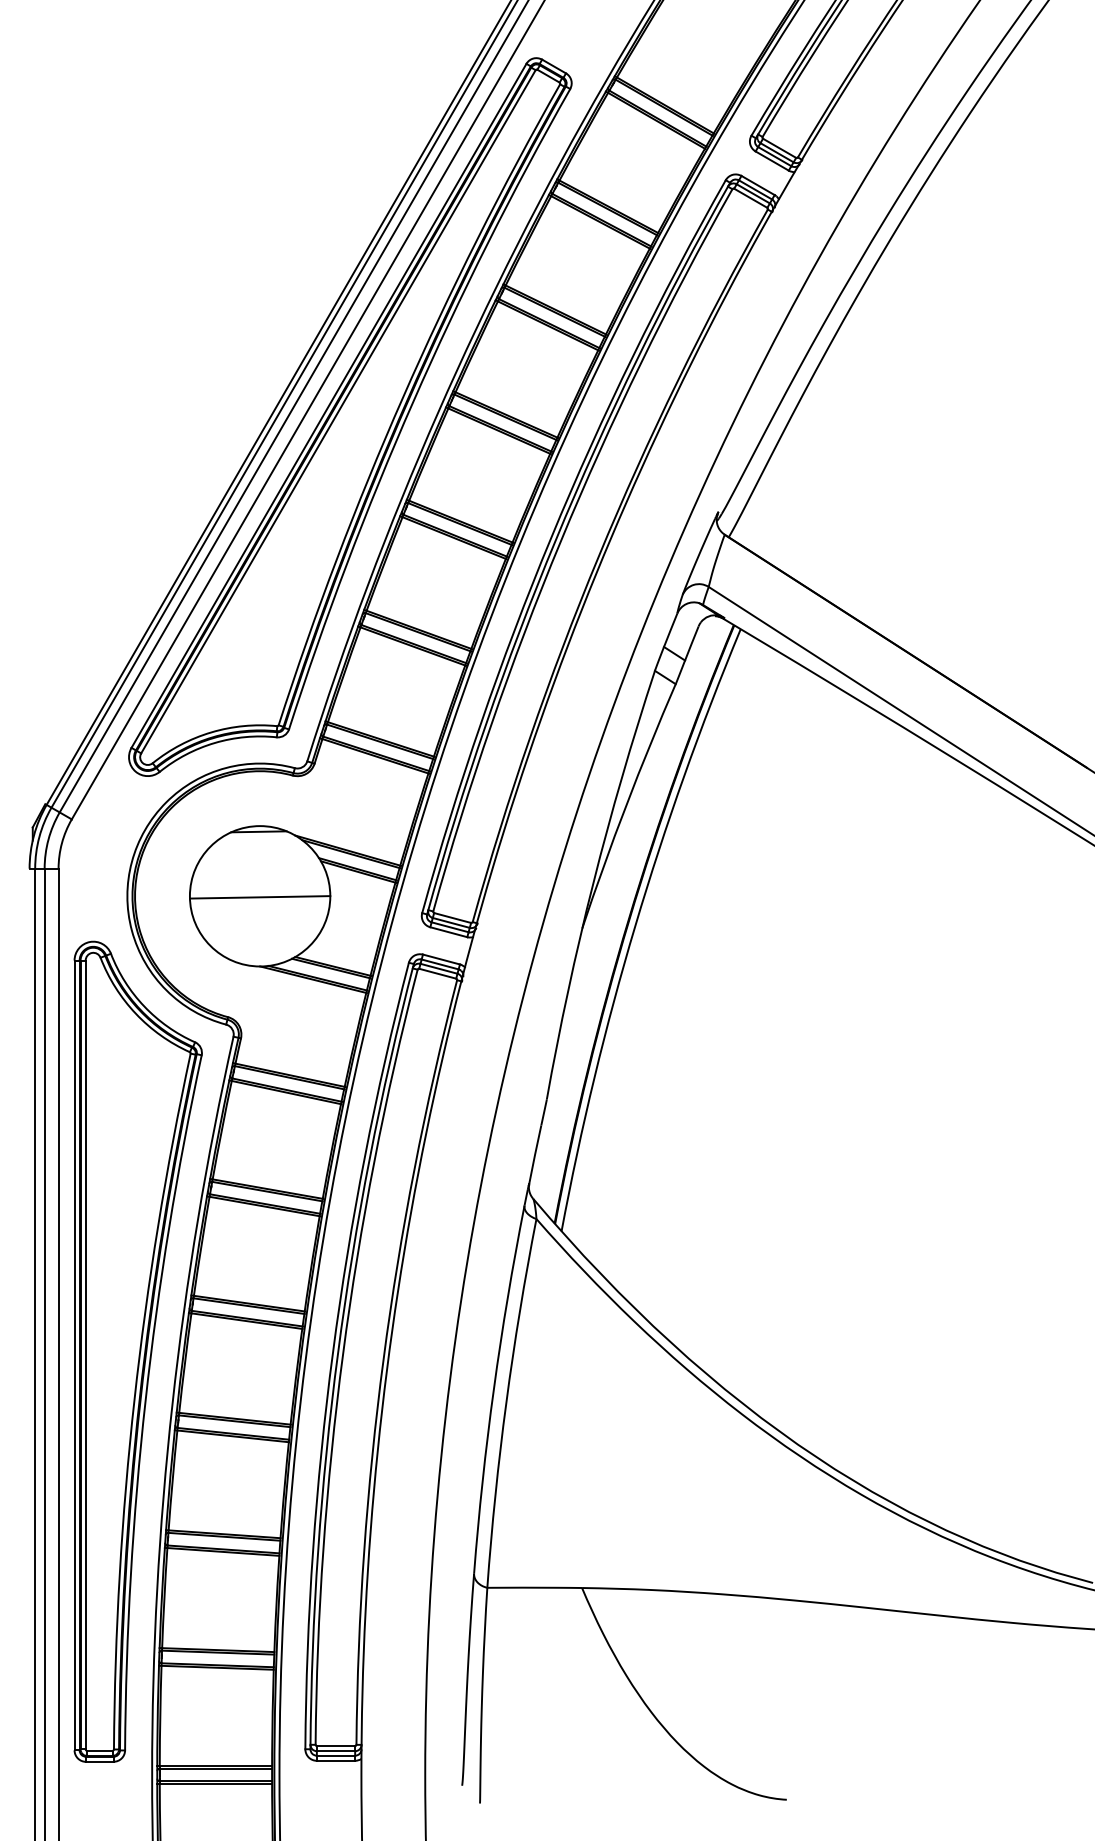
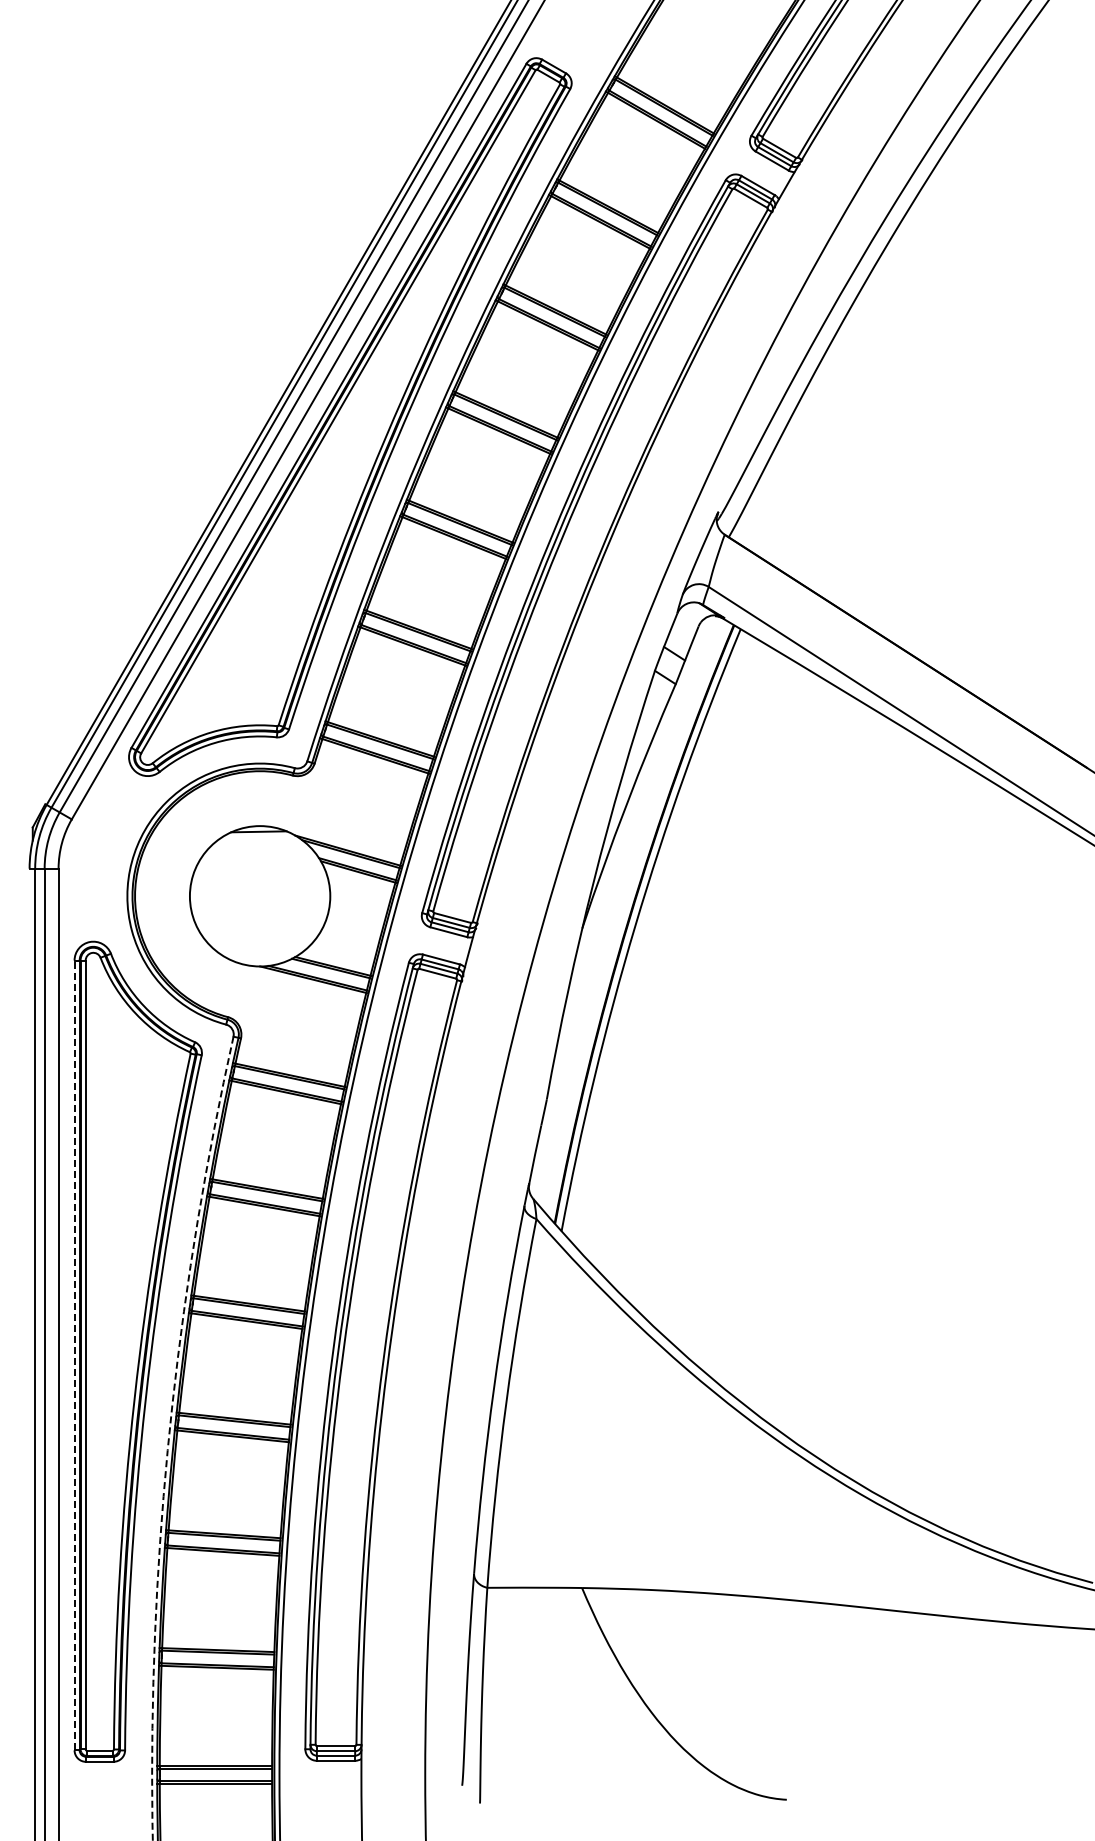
line: present -> none (260, 897)
line: solid -> dashed (74, 1355)
arc: solid -> dashed (169, 1437)
